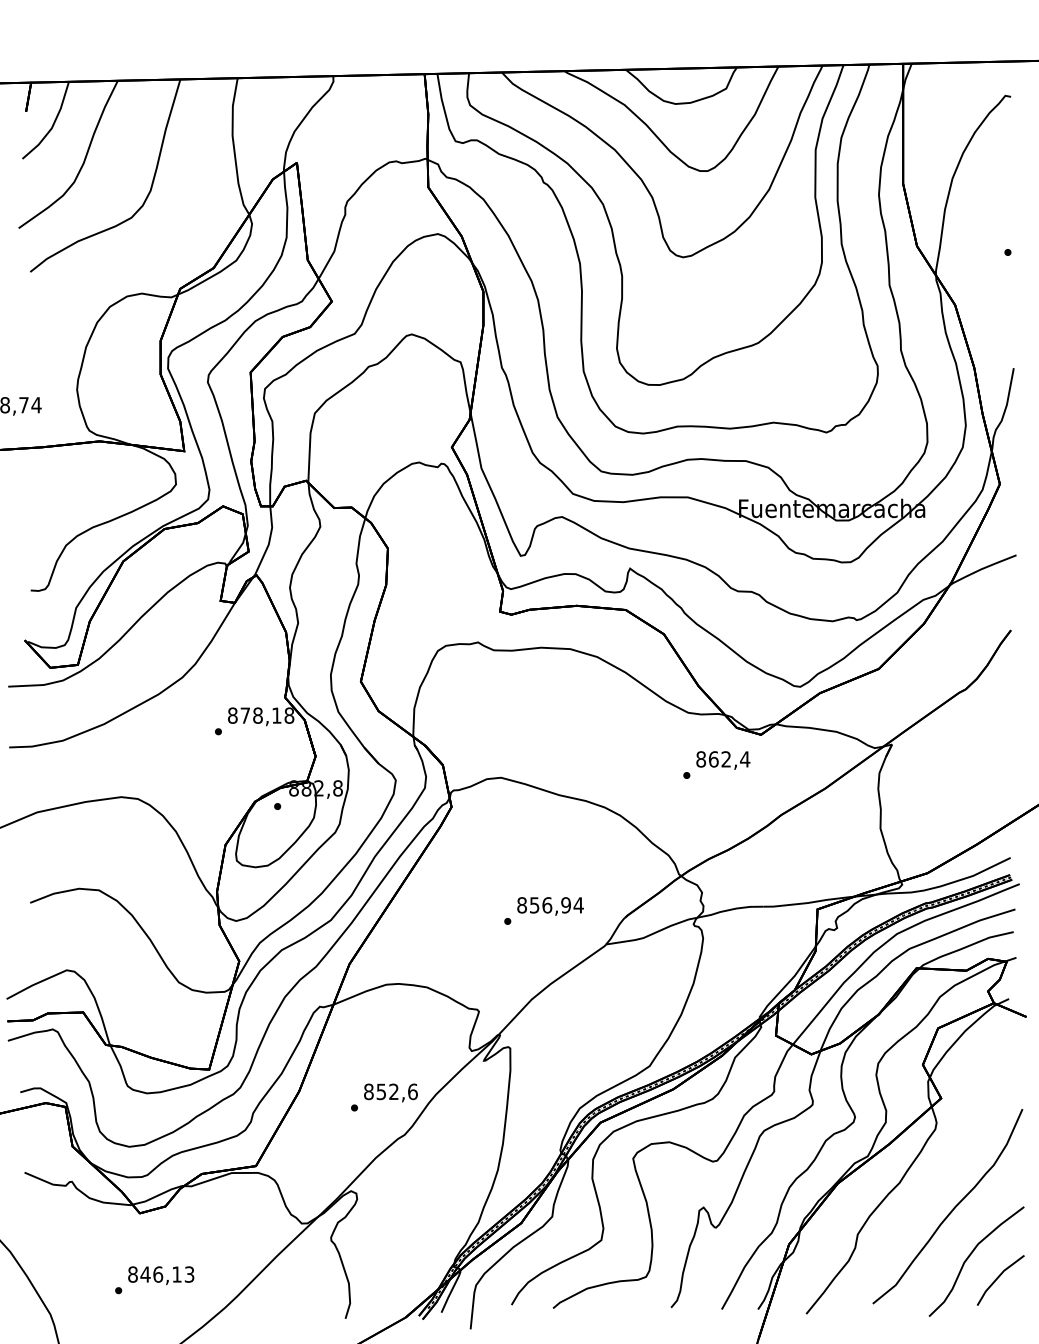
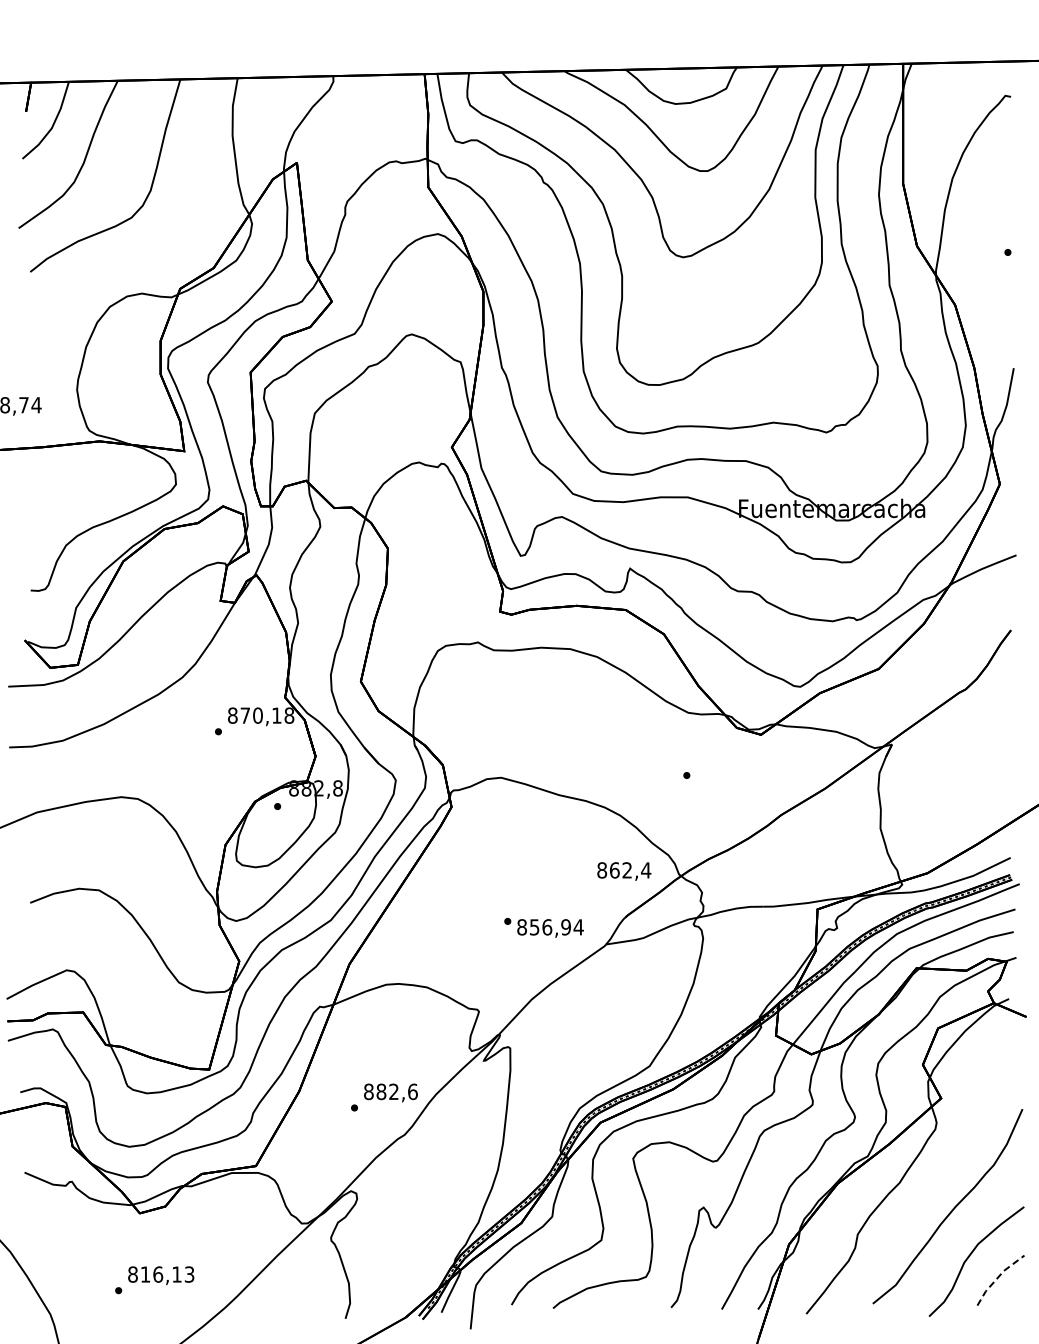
text: 878,18 -> 870,18 (257, 715)
text position: (723, 760) -> (624, 871) (624, 871)
text position: (550, 906) -> (550, 928) (550, 928)
text: 852,6 -> 882,6 (381, 1091)
text: 846,13 -> 816,13 (145, 1274)
line: solid -> dashed (998, 1277)
